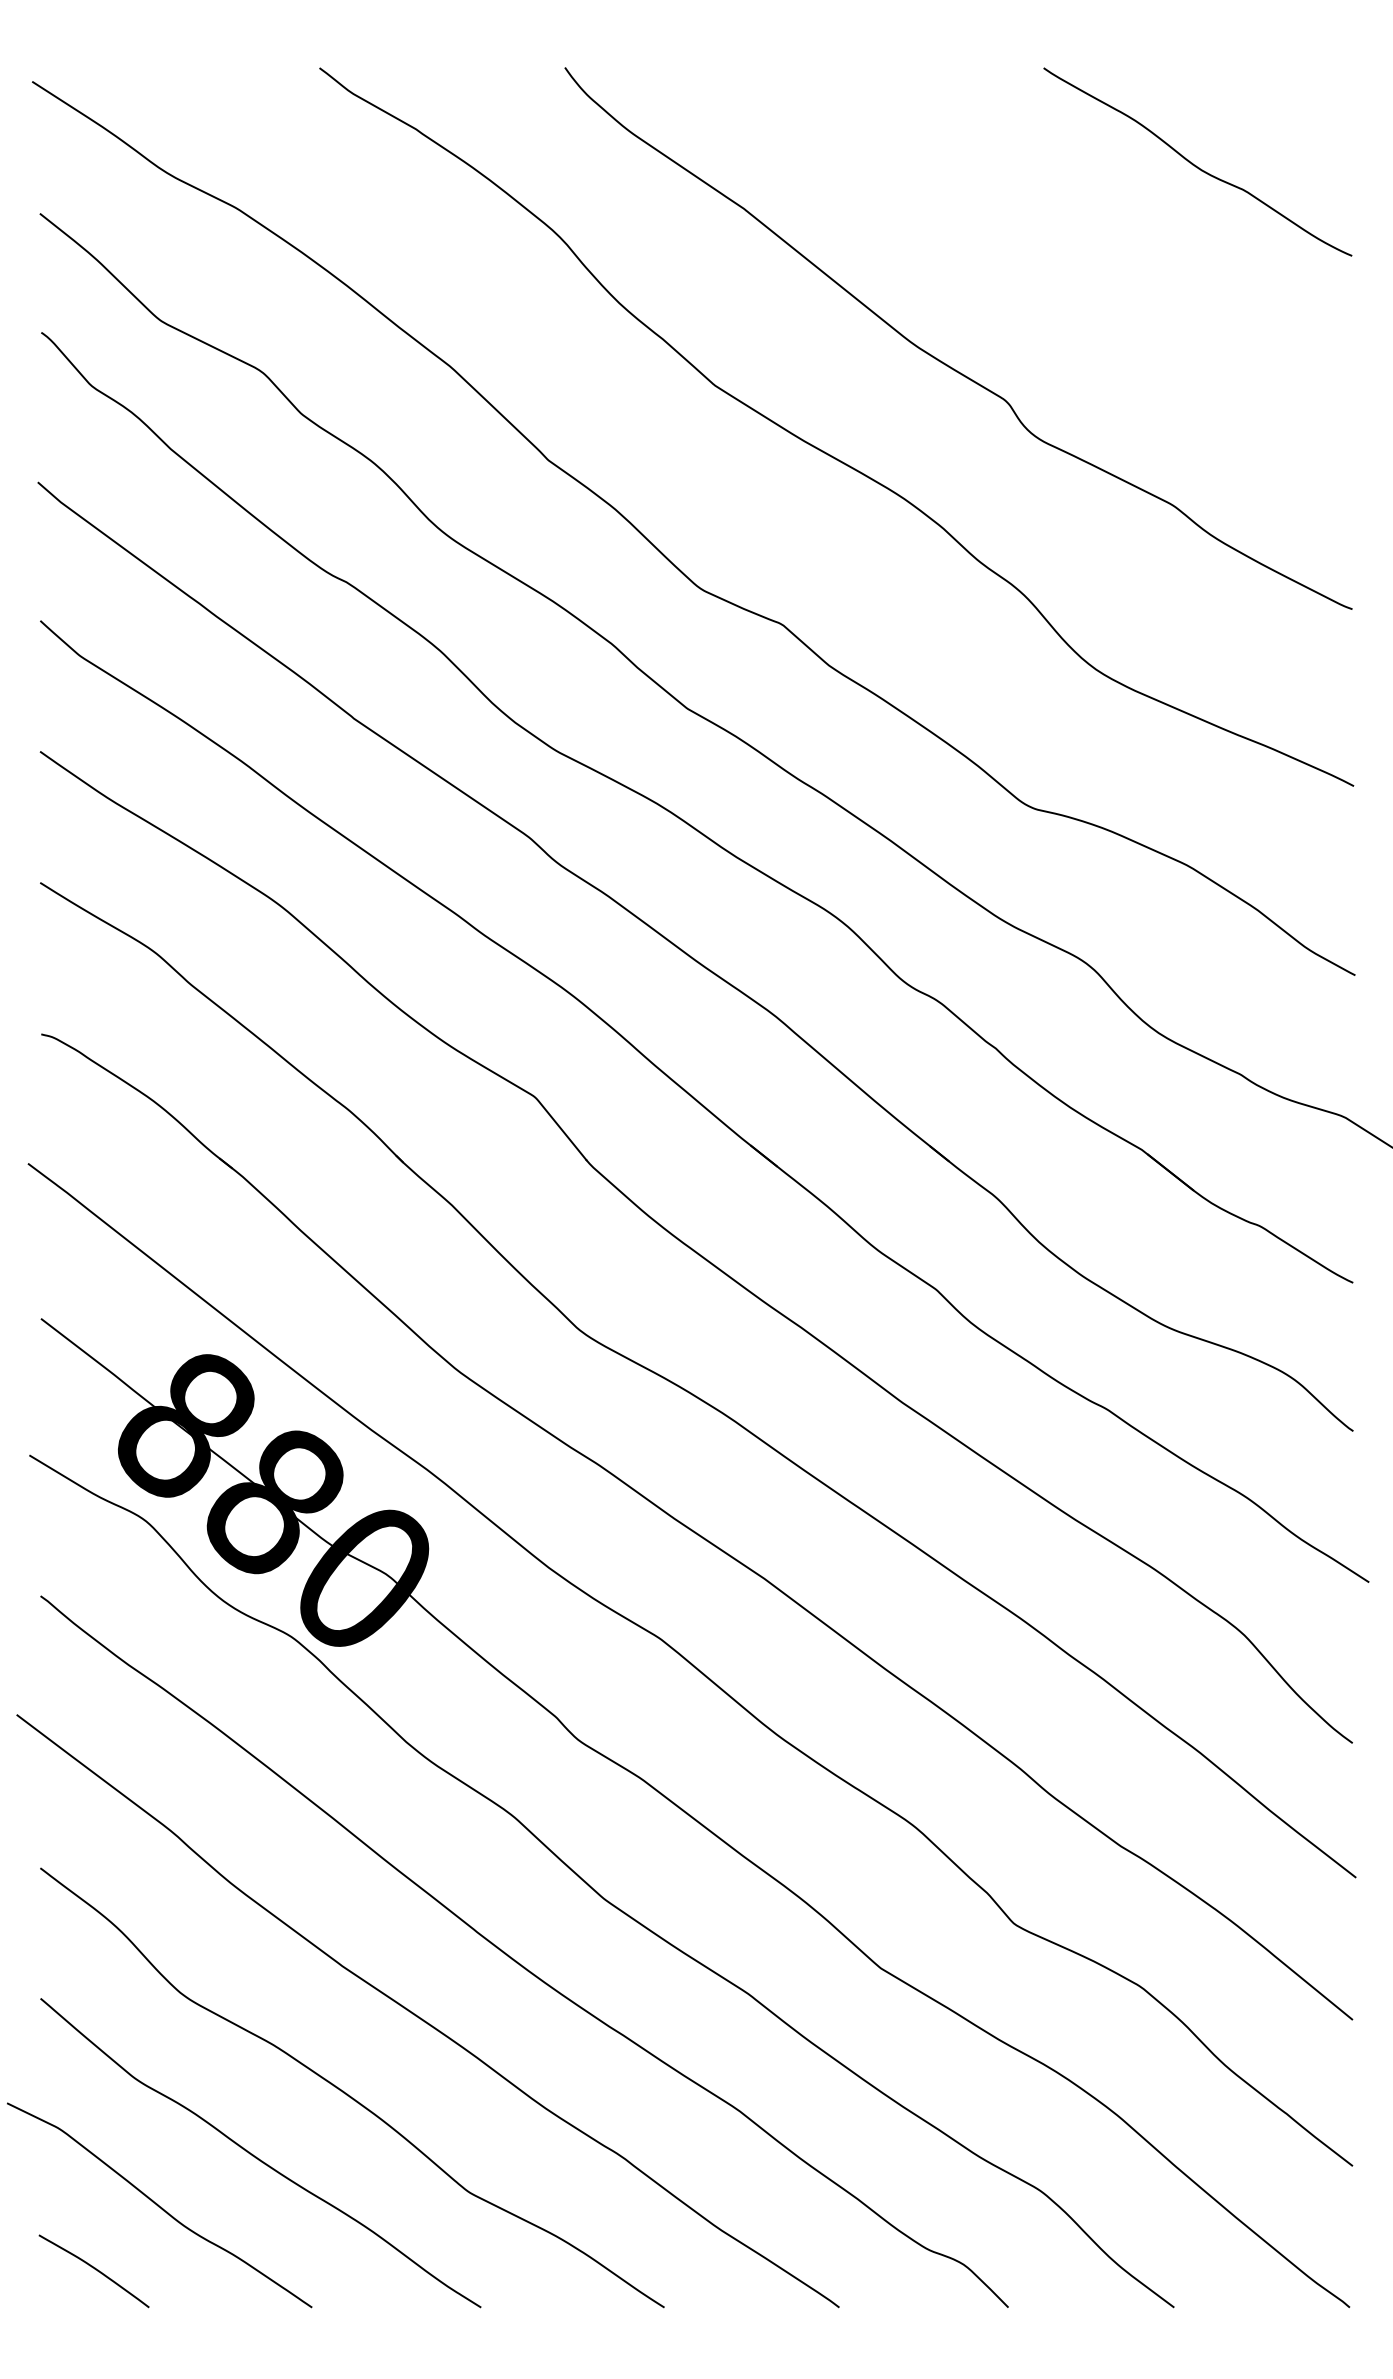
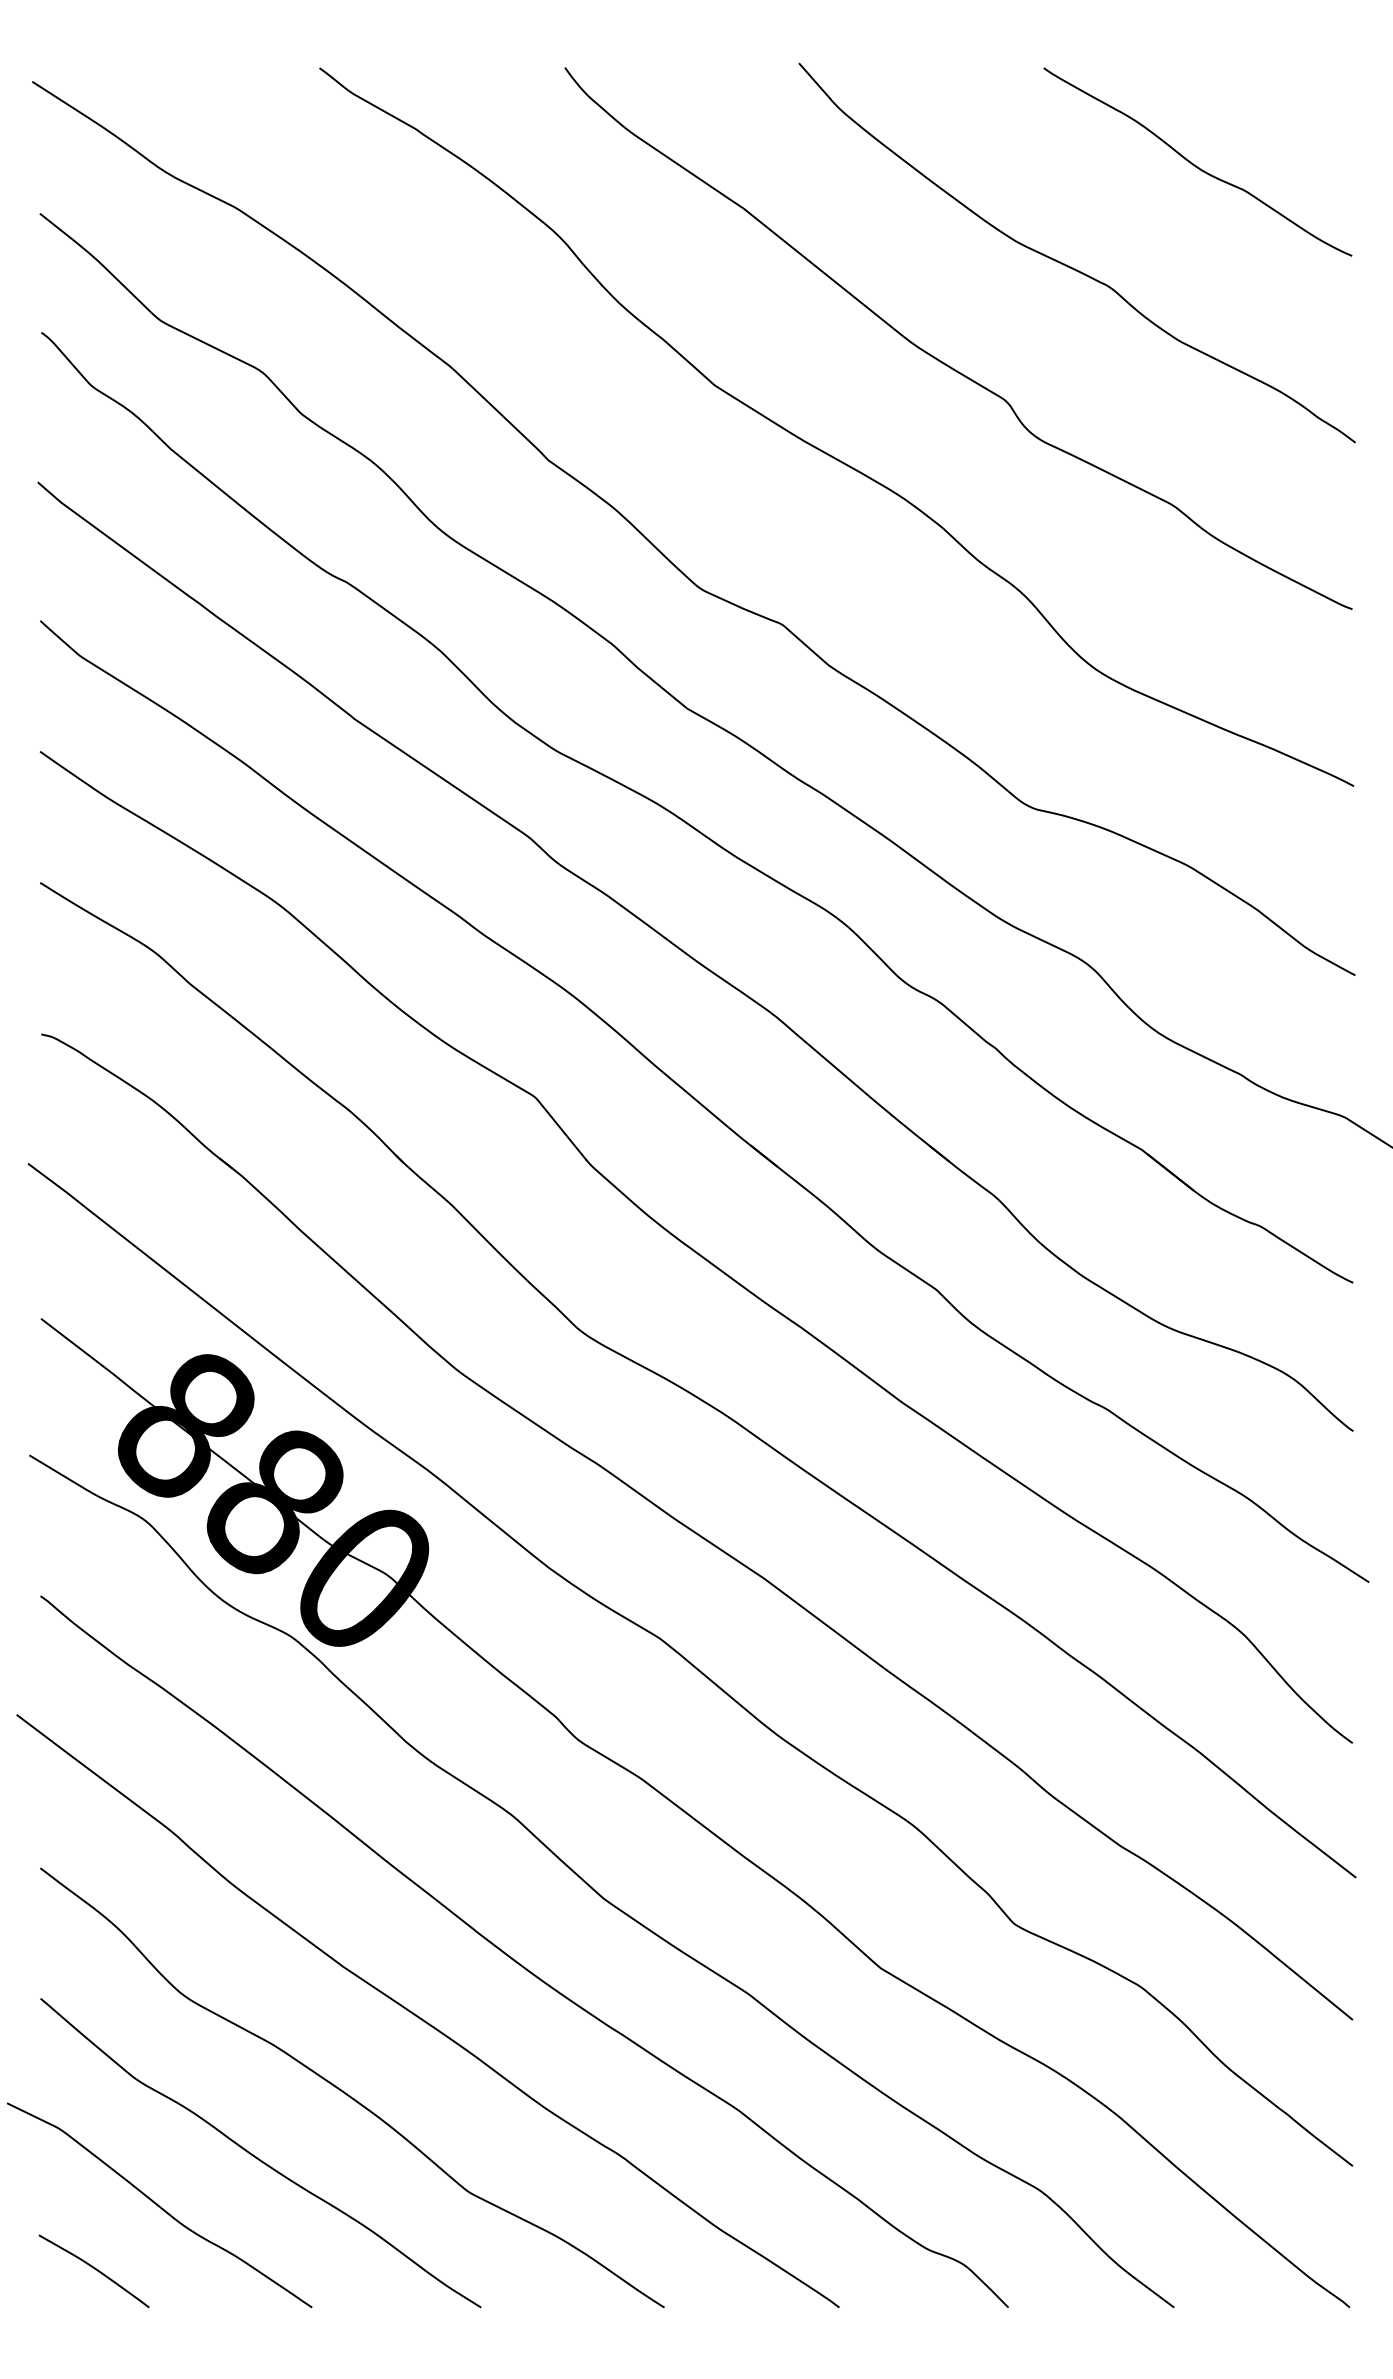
curve: none -> present (1070, 266)
